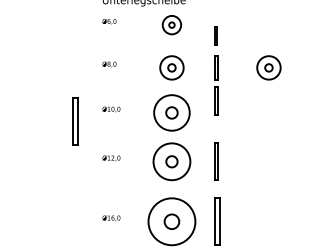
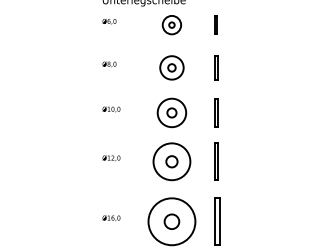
line position: (215, 35) -> (215, 24) (215, 24)
part: present -> none (268, 67)
line position: (215, 100) -> (215, 112) (215, 112)
part size: 38x38 px -> 32x32 px (171, 112)
part: present -> none (75, 121)
